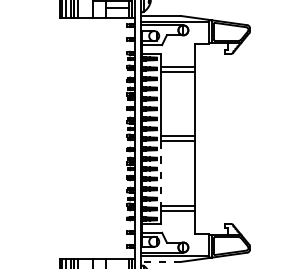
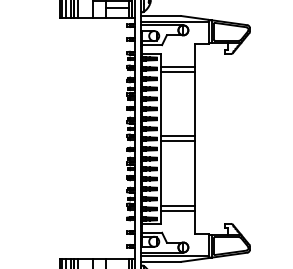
line: dashed -> solid (161, 174)
line: dashed -> solid (161, 261)
